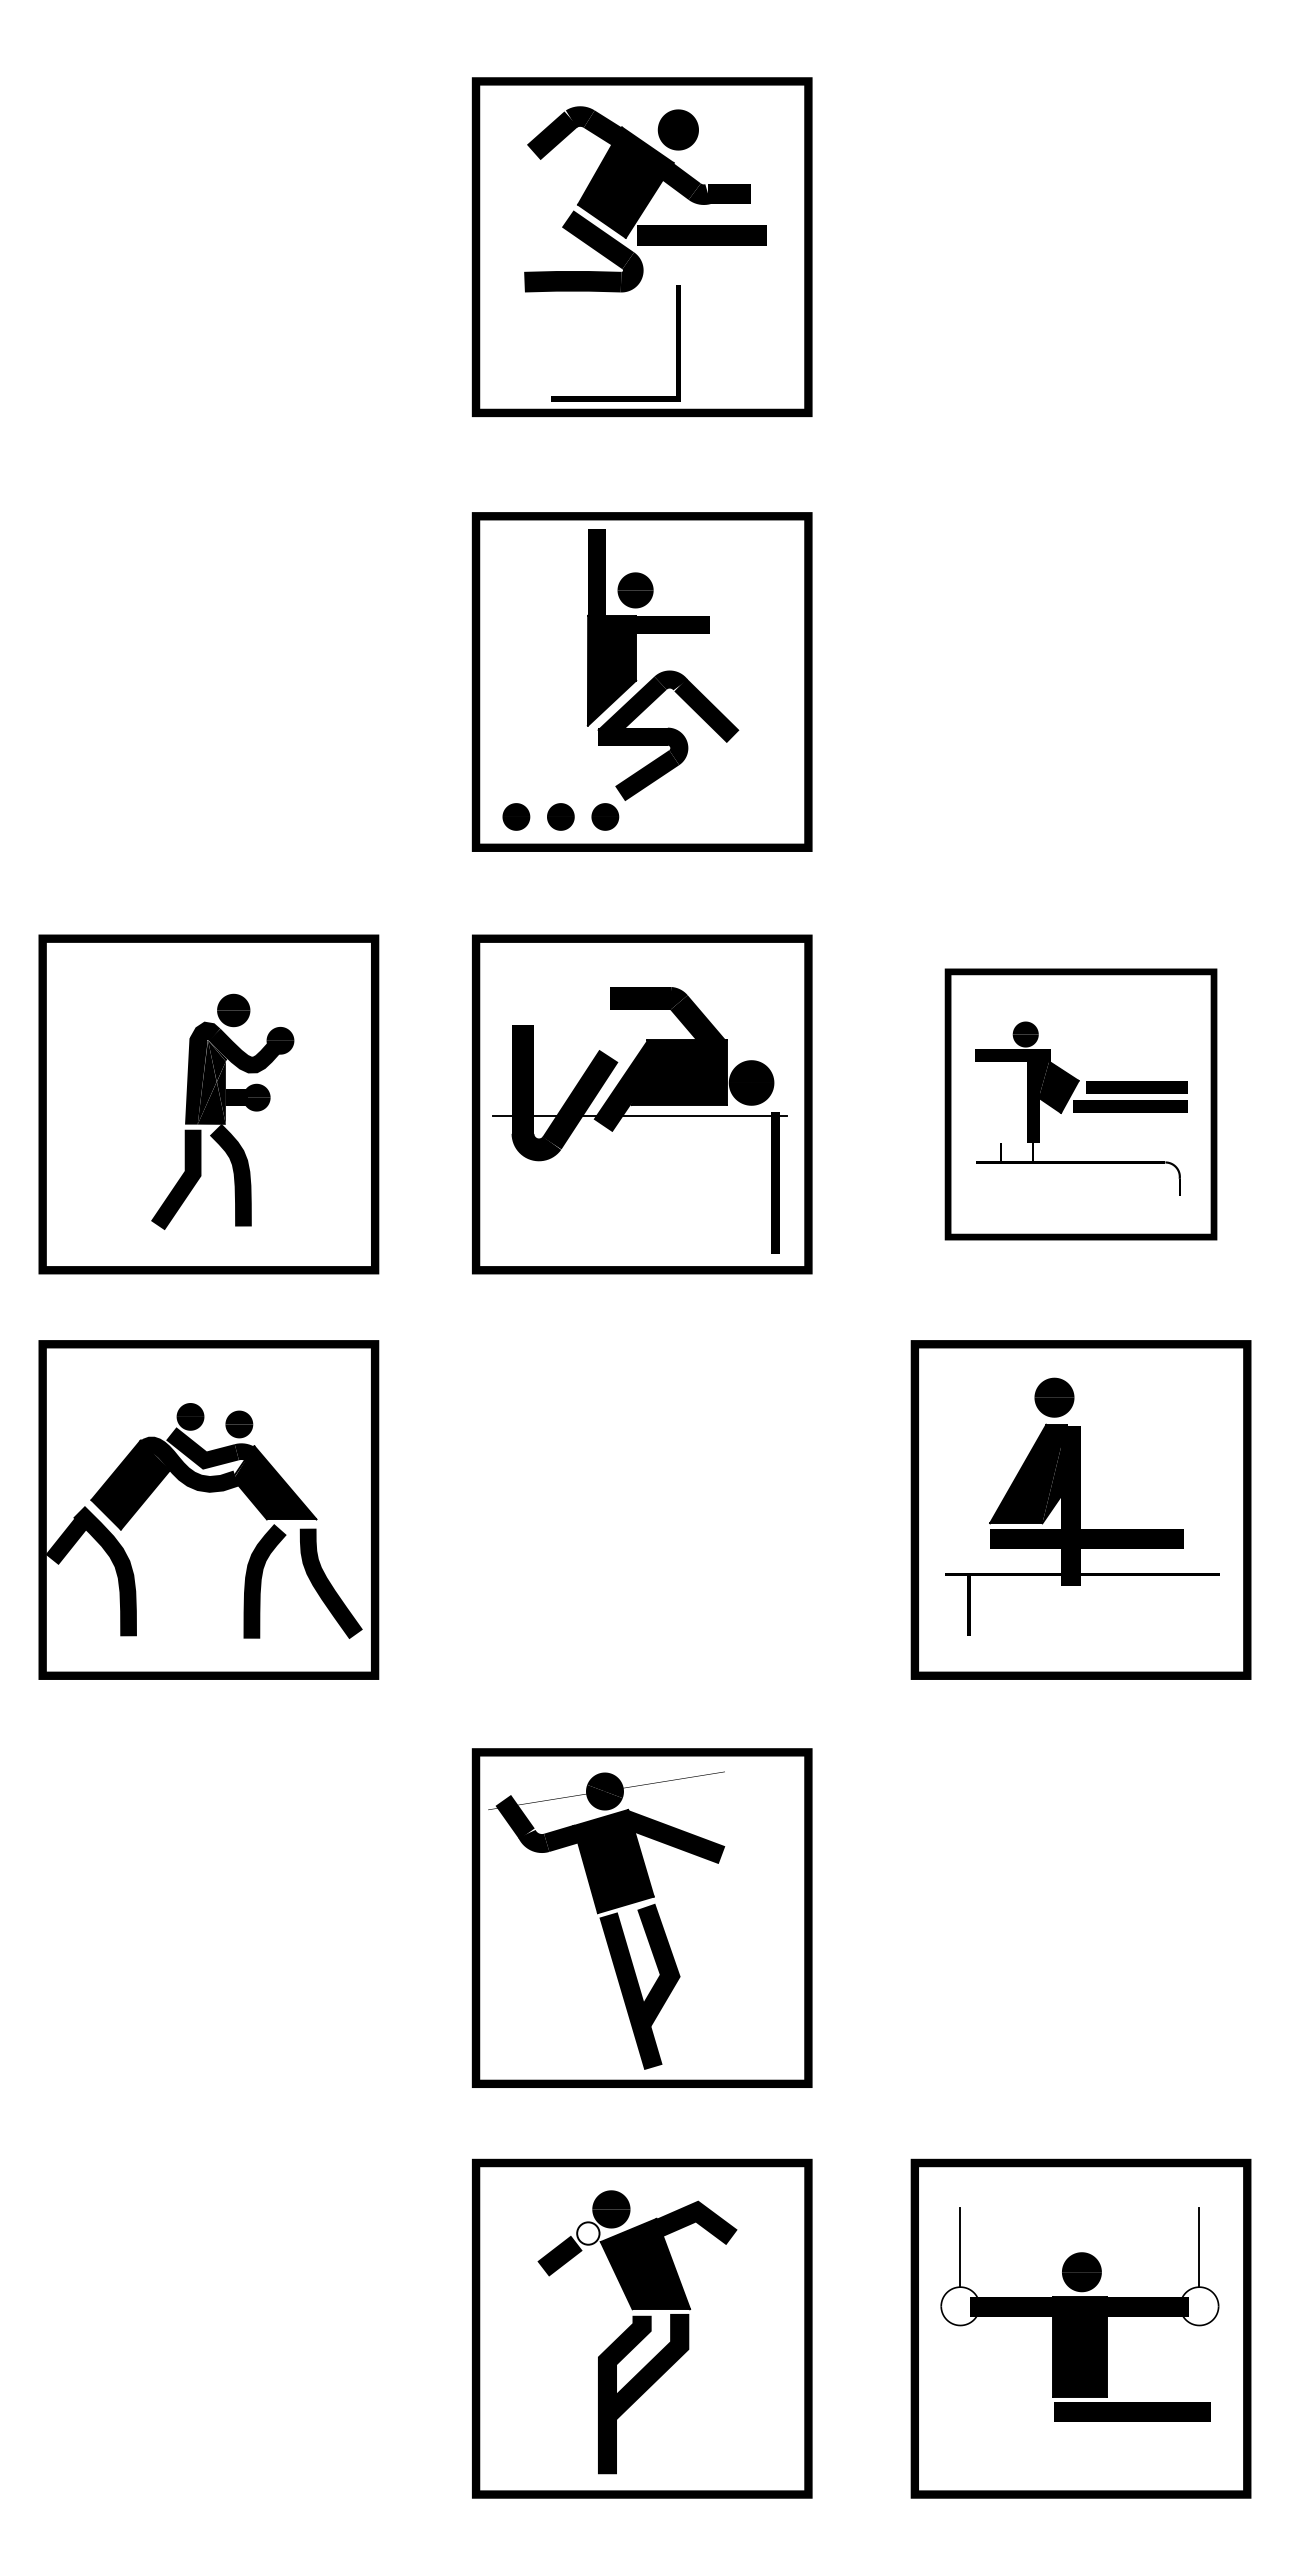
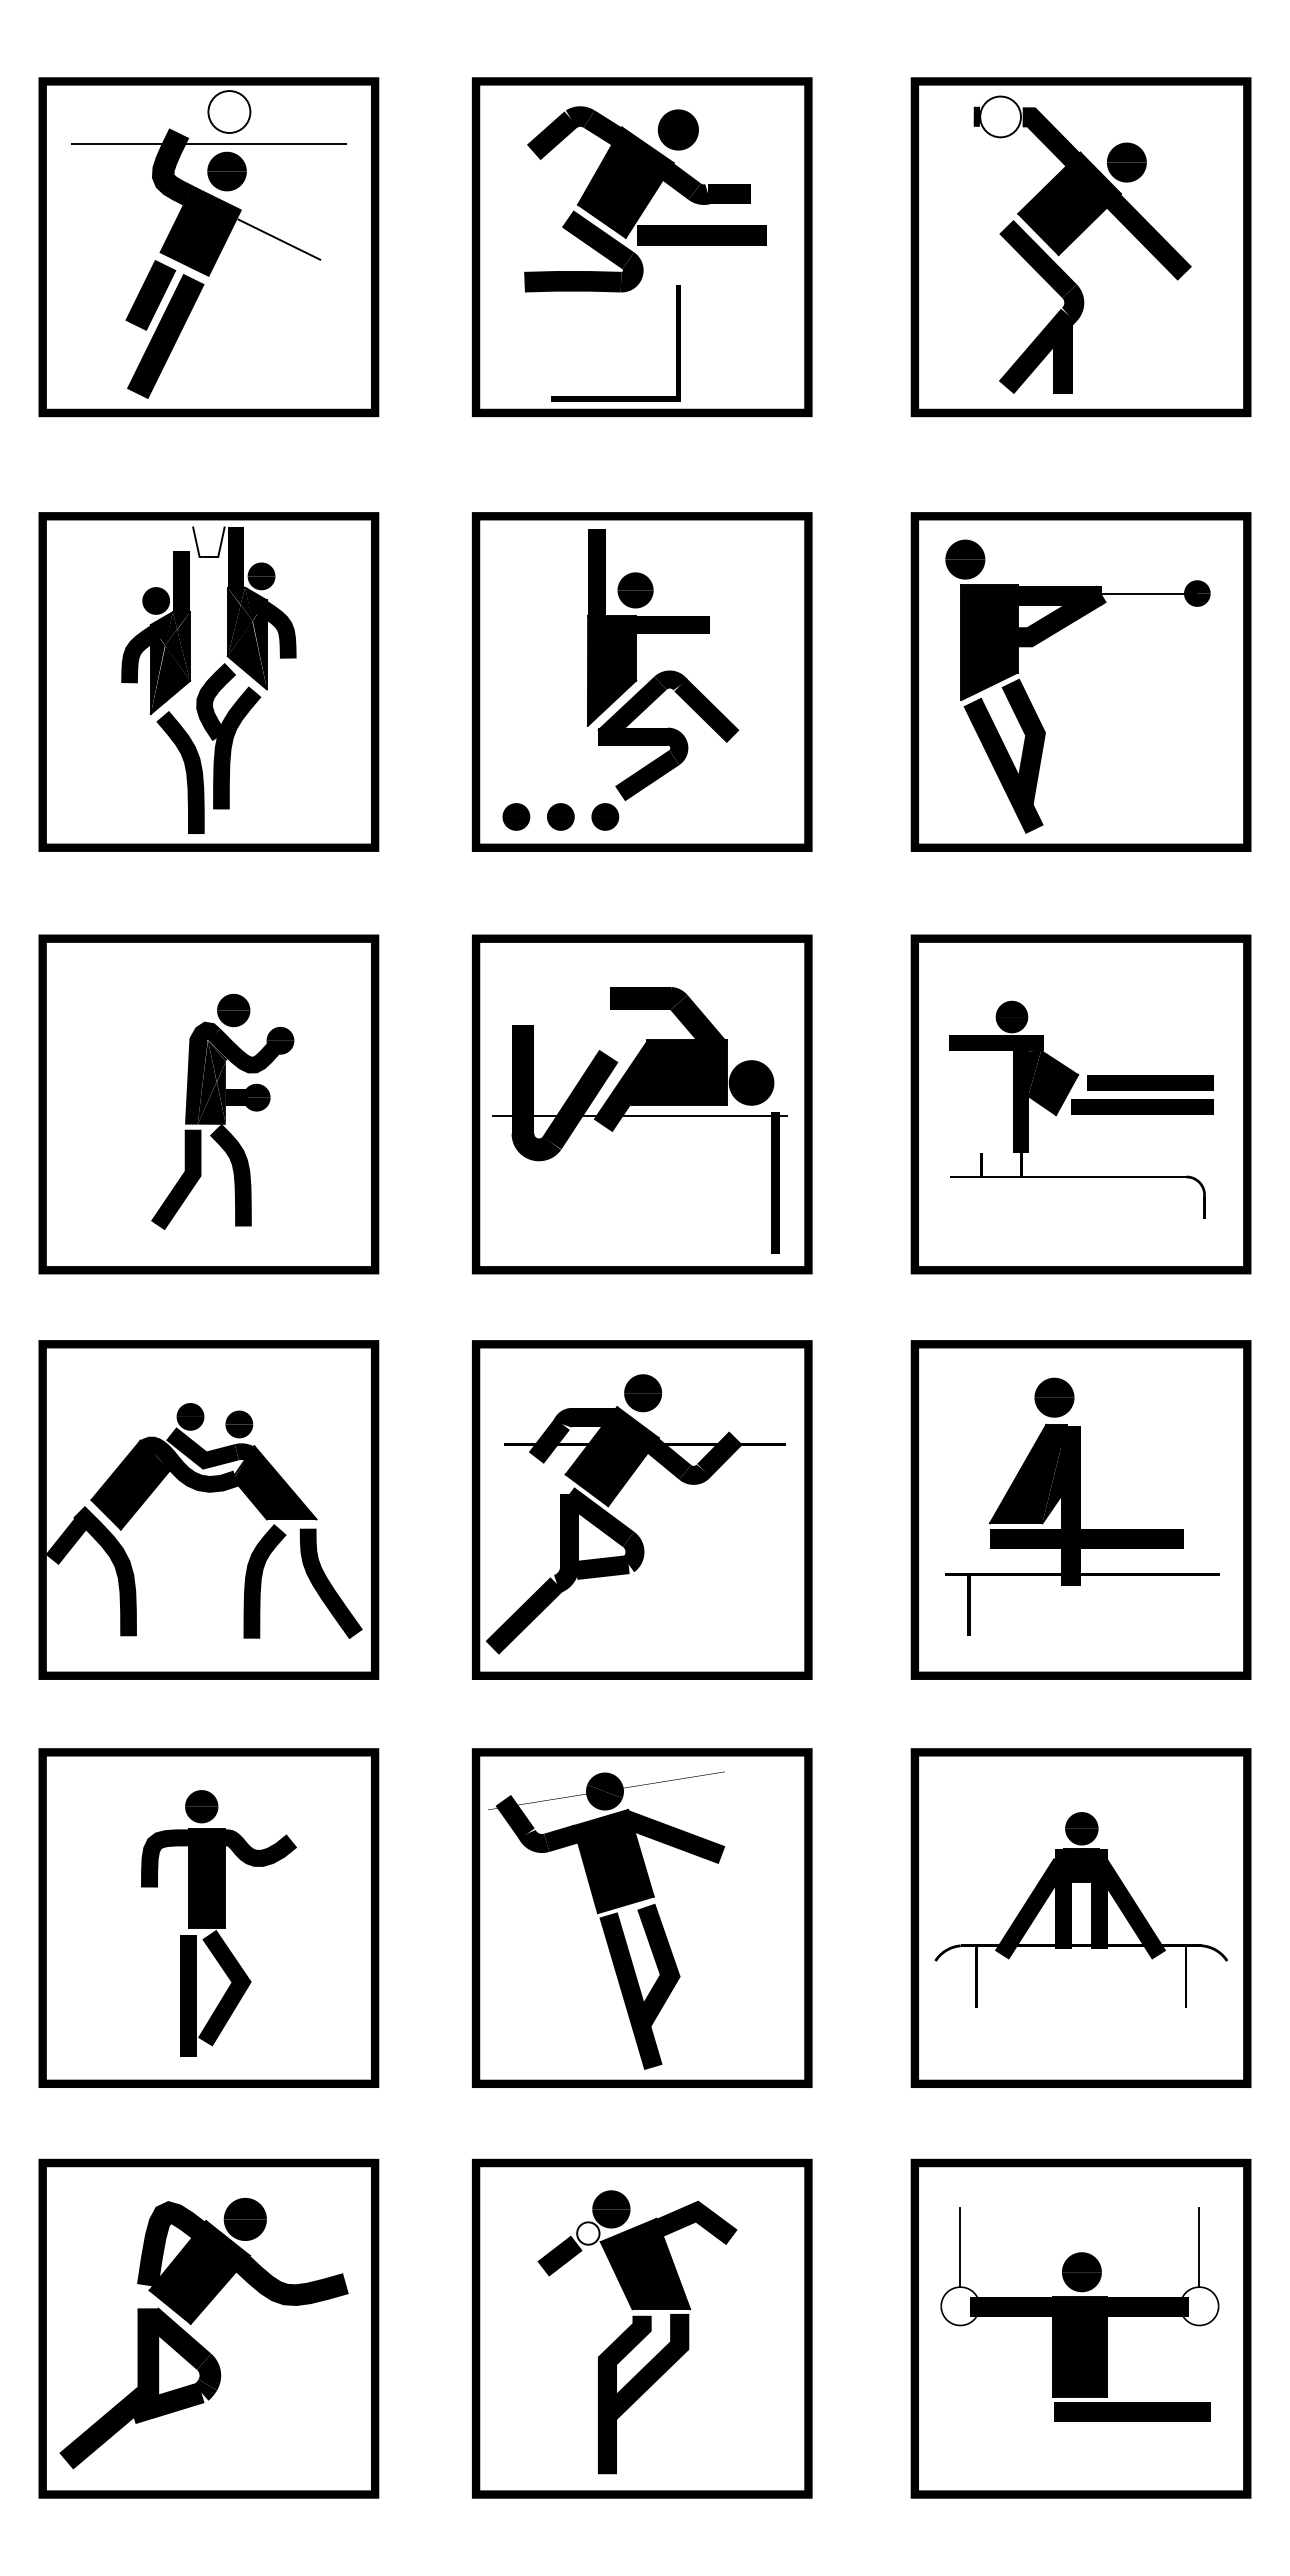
part: none -> present (208, 247)
part: none -> present (1080, 247)
part: none -> present (208, 681)
part: none -> present (1080, 681)
part size: 274x273 px -> 342x341 px (1080, 1104)
part: none -> present (642, 1509)
part: none -> present (208, 1917)
part: none -> present (1080, 1917)
part: none -> present (208, 2328)
